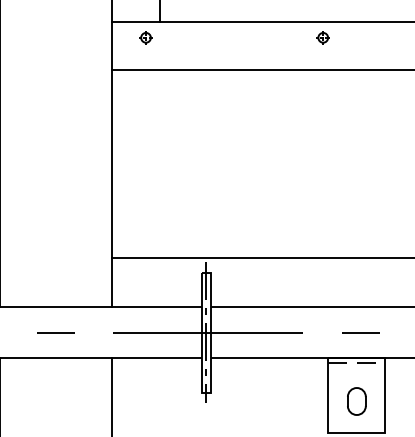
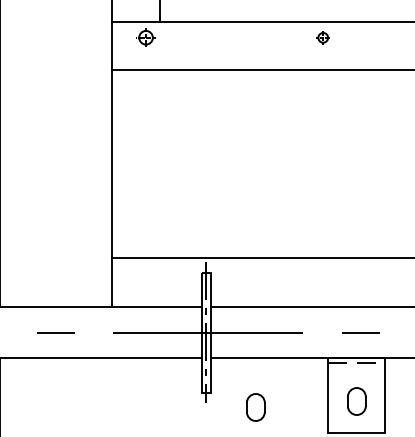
part size: 14x14 px -> 20x19 px (145, 37)
line: present -> none (112, 395)
part: none -> present (255, 407)
